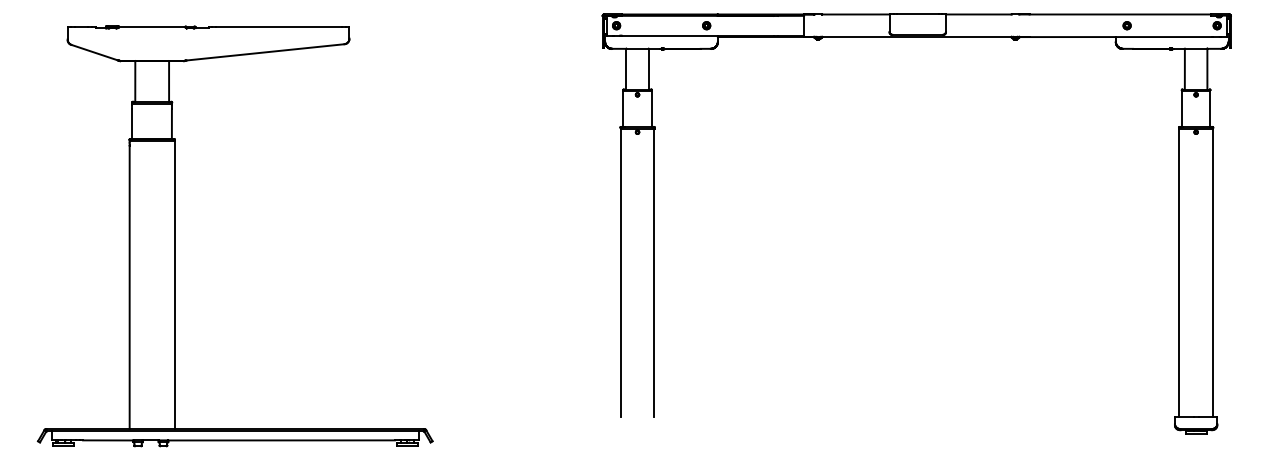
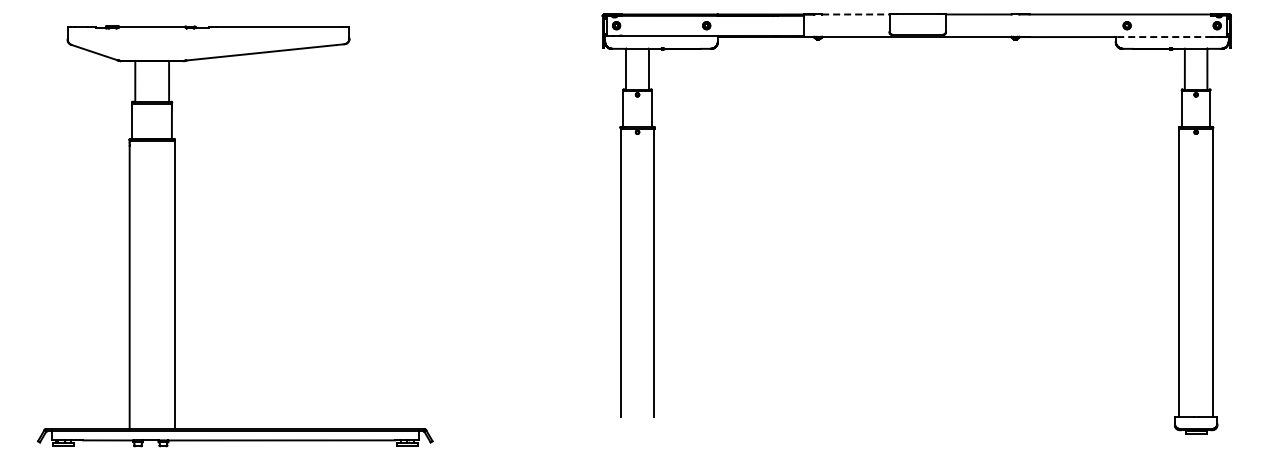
line: solid -> dashed (855, 14)
line: solid -> dashed (1163, 37)
